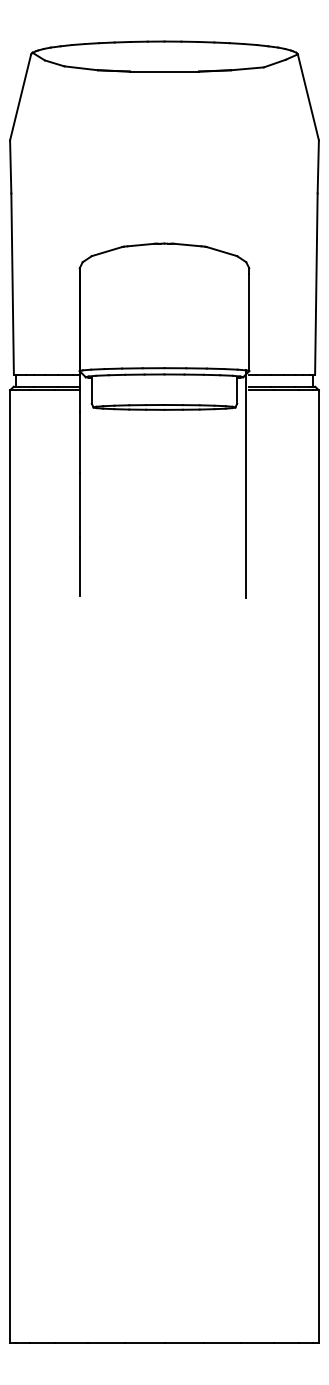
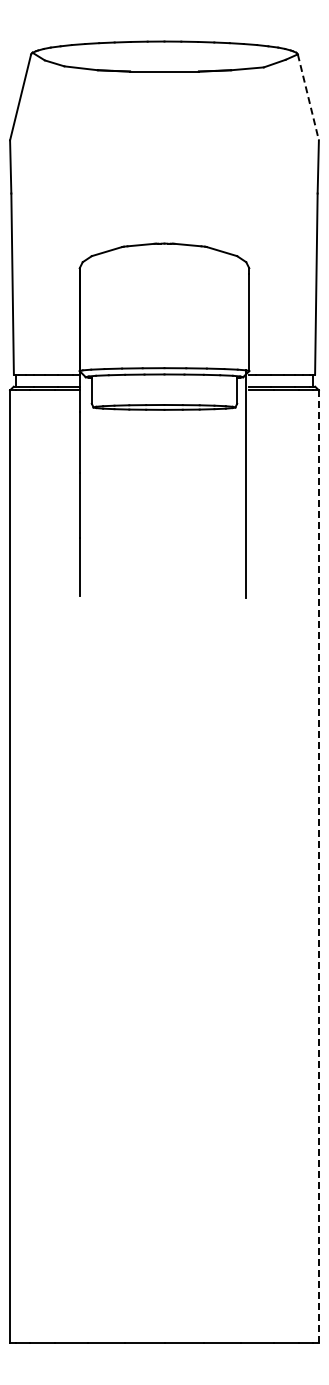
line: solid -> dashed (308, 97)
line: solid -> dashed (318, 866)
